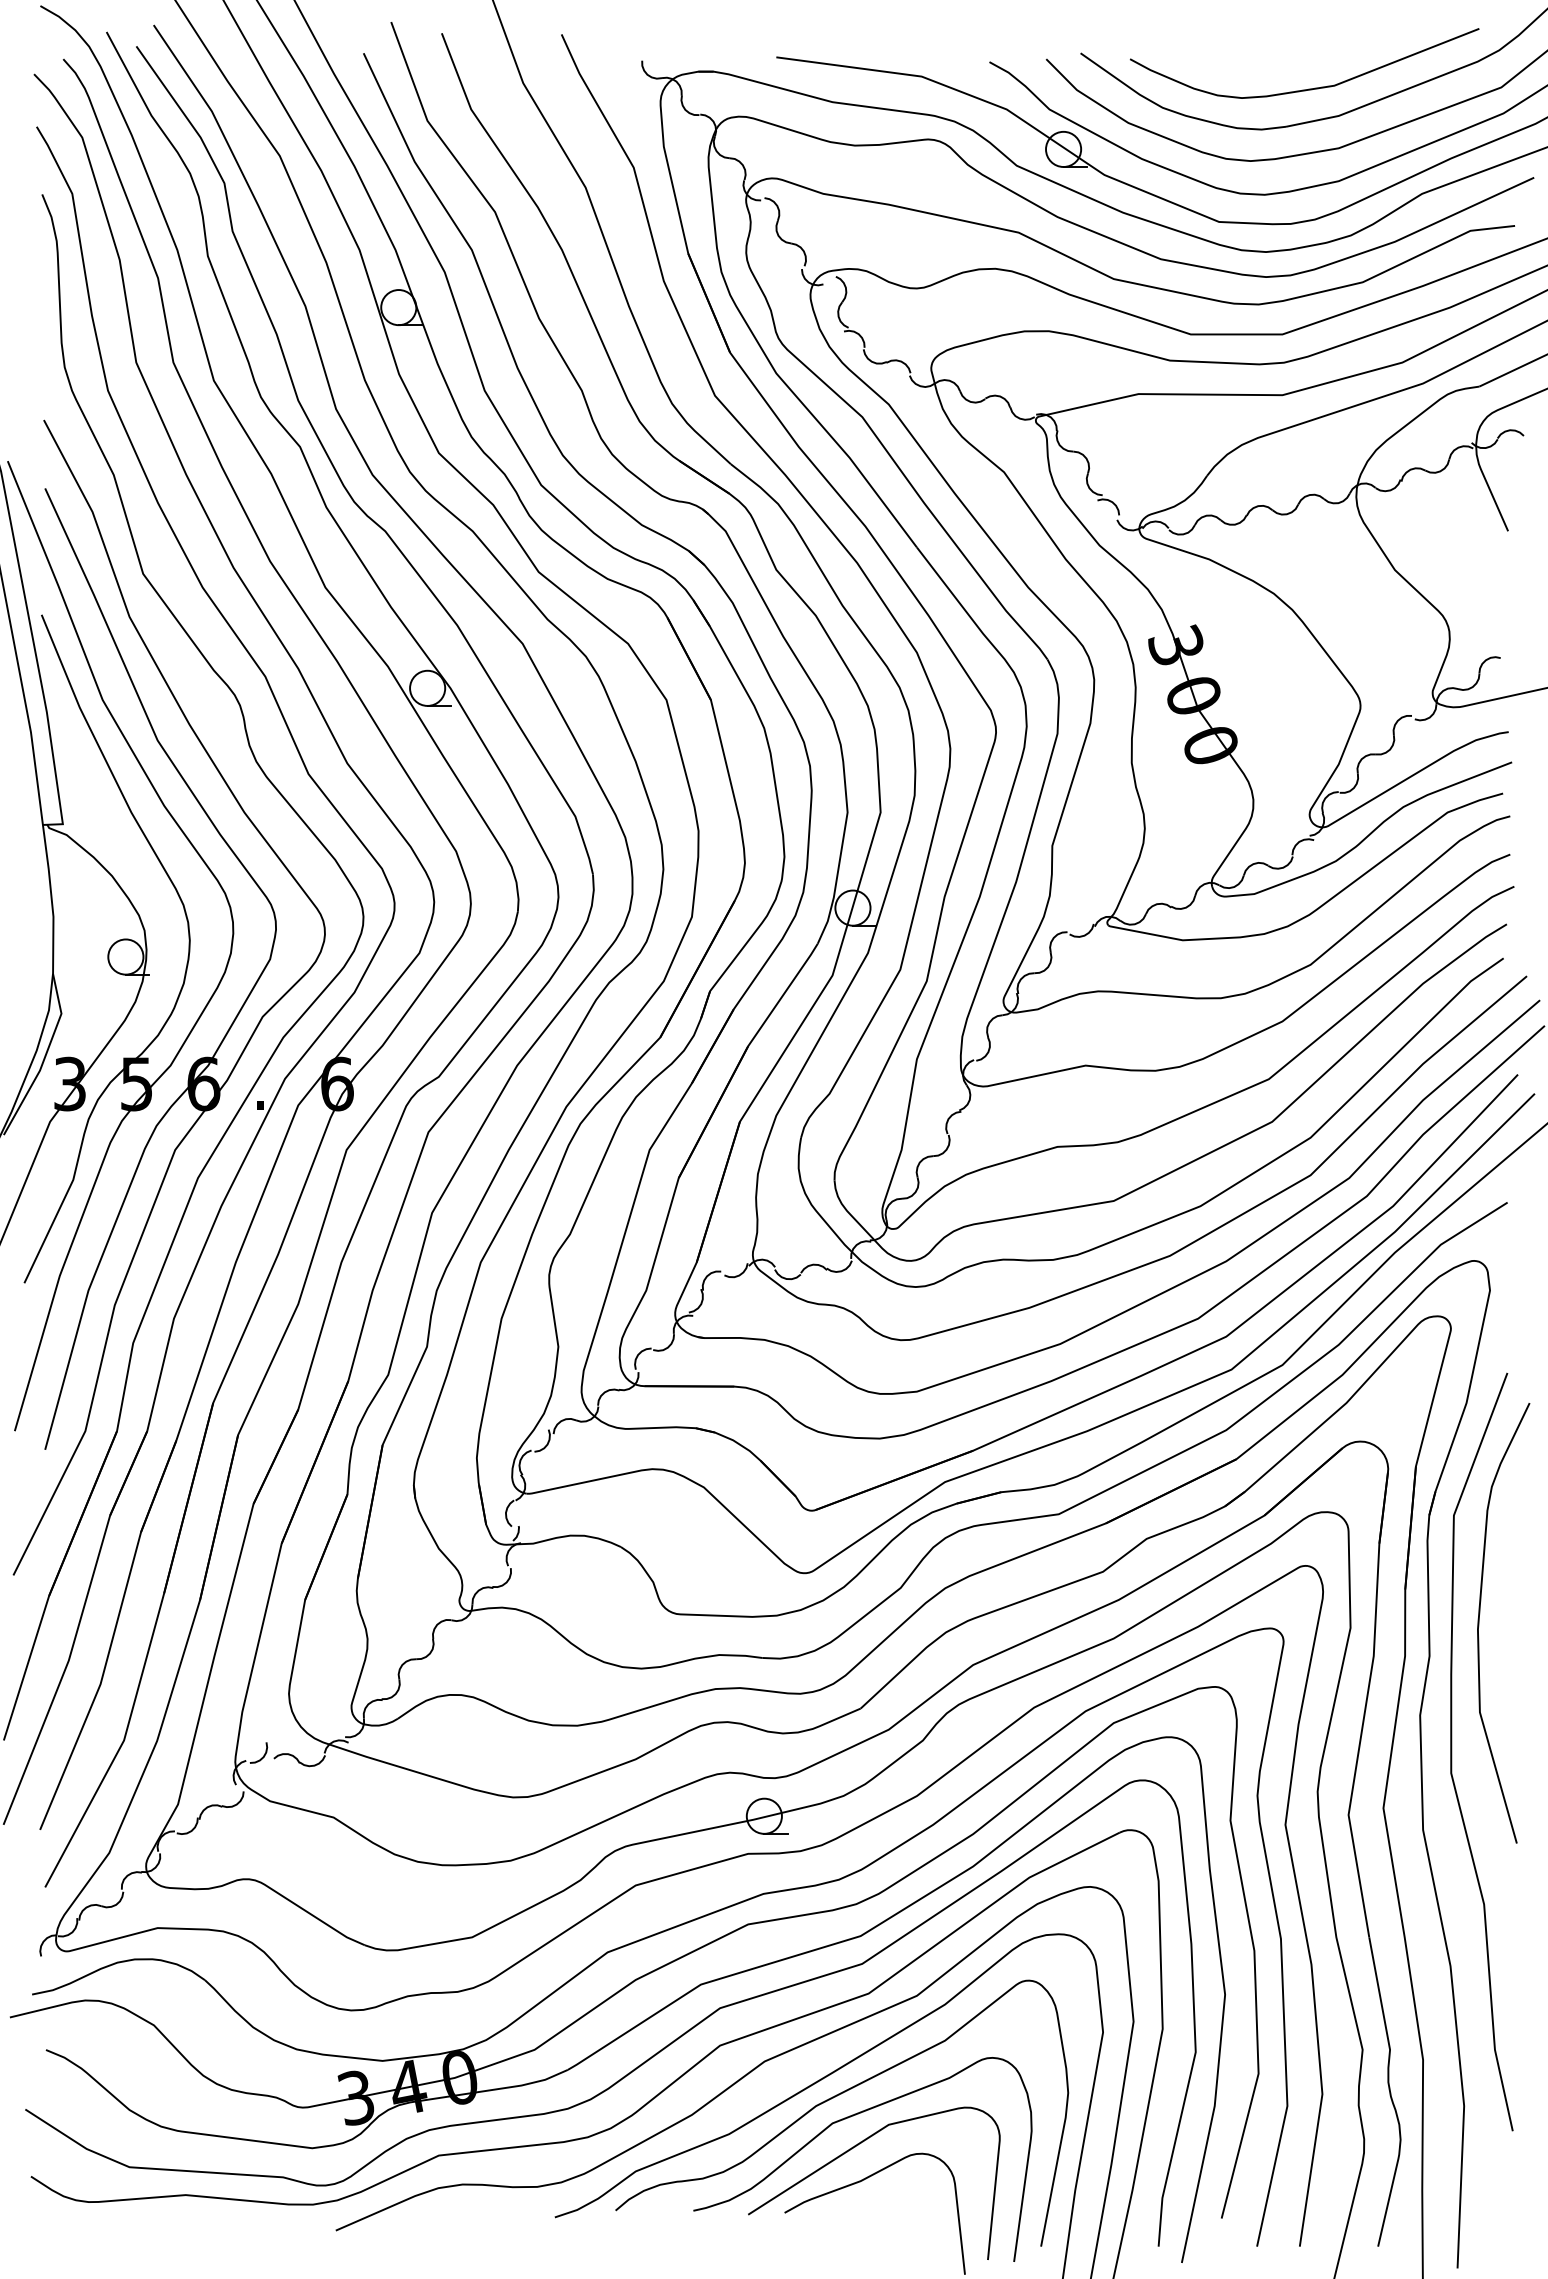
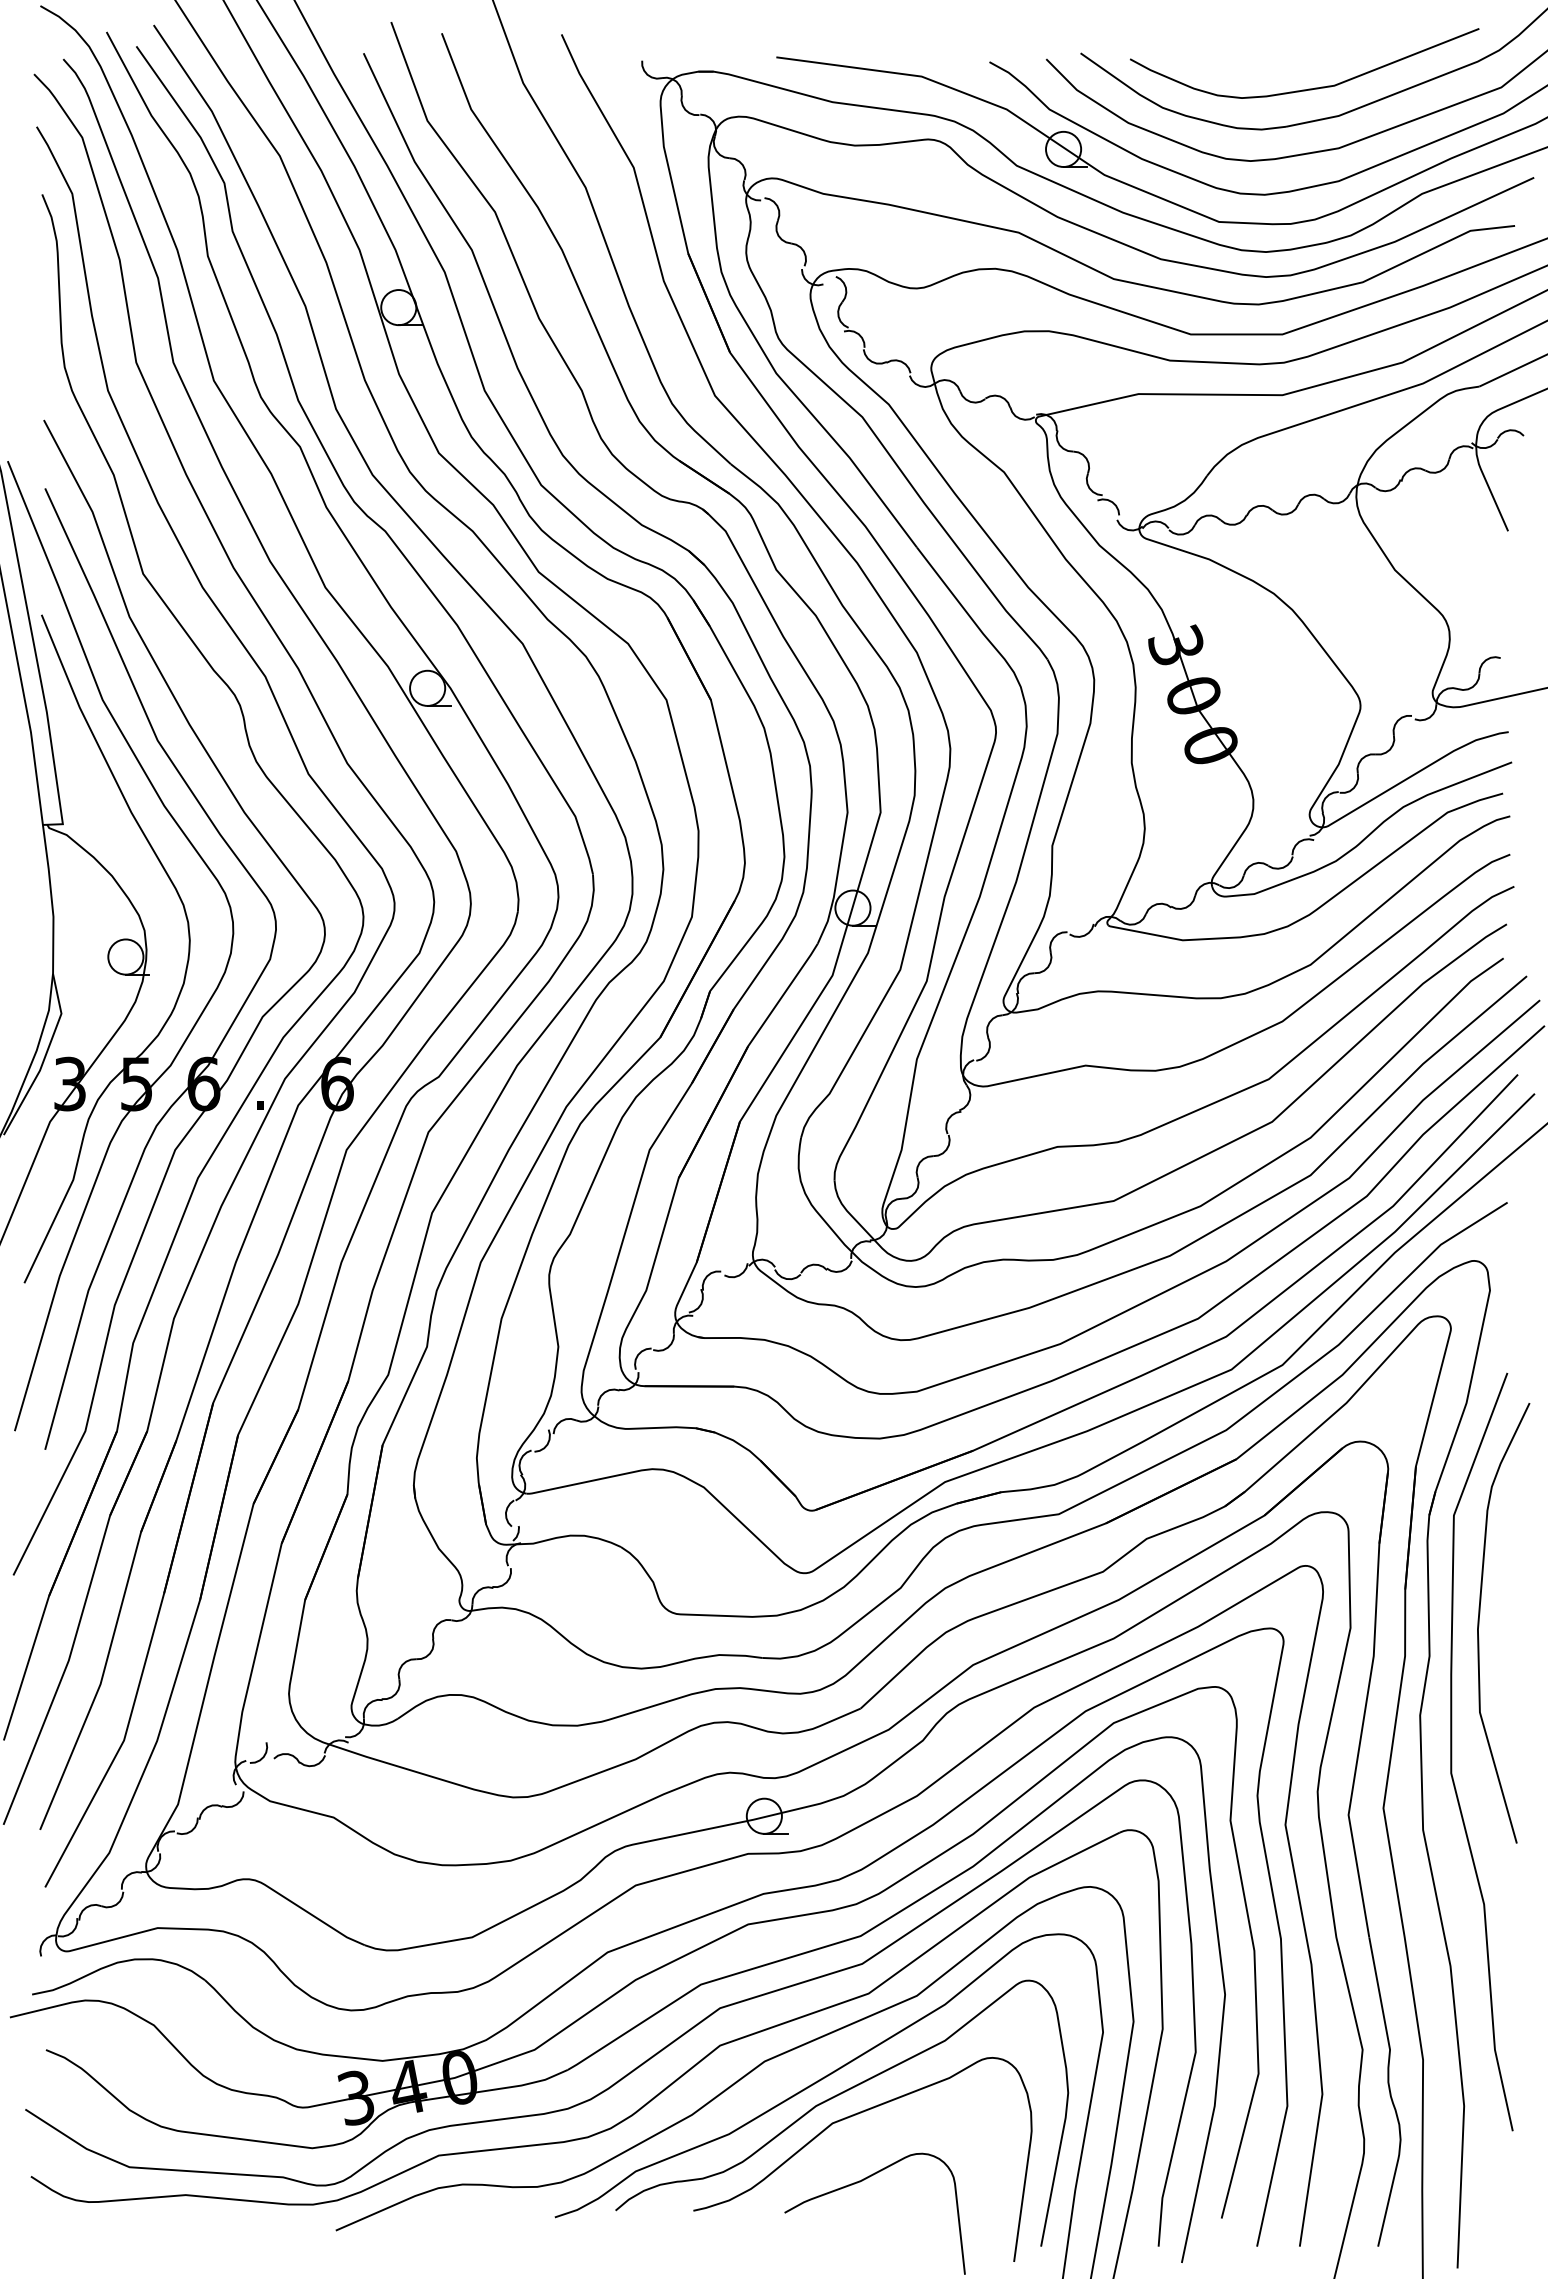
curve: present -> none (852, 2149)
